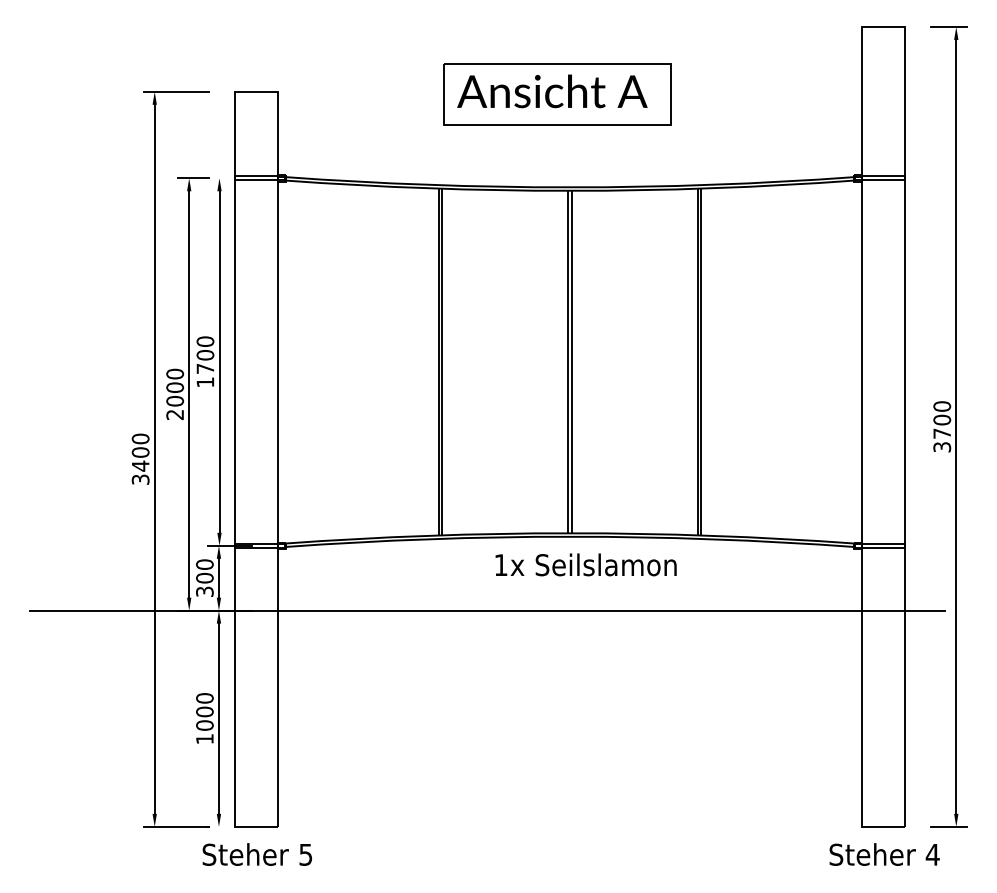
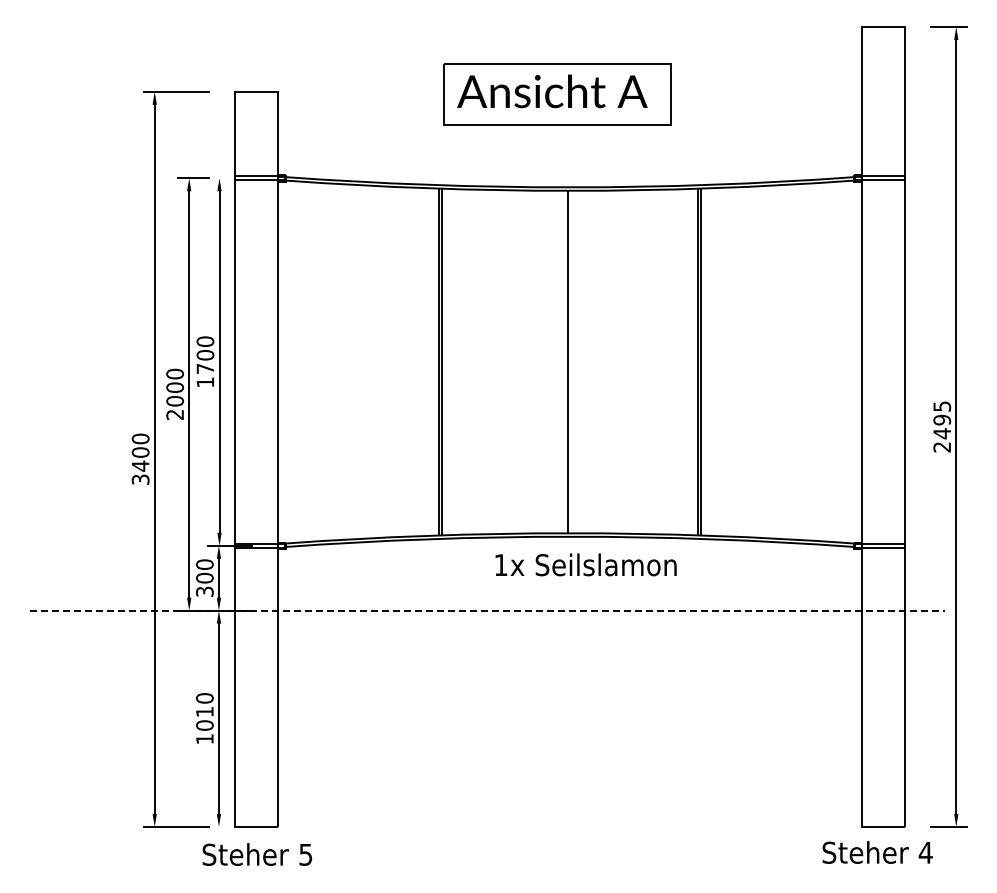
line: present -> none (571, 361)
text: 3700 -> 2495 (942, 426)
line: solid -> dashed (487, 610)
text: 1000 -> 1010 (204, 711)
text position: (884, 854) -> (877, 852) (877, 852)
